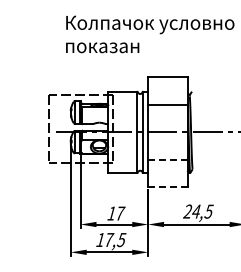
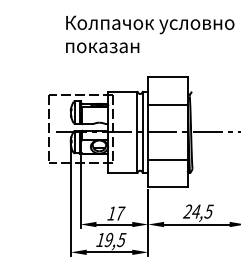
line: dashed -> solid (168, 159)
line: dashed -> solid (168, 187)
text: 17,5 -> 19,5 (109, 239)
